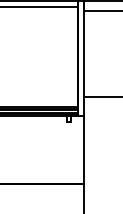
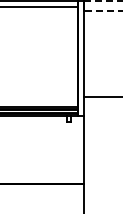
line: solid -> dashed (103, 1)
line: solid -> dashed (102, 11)
